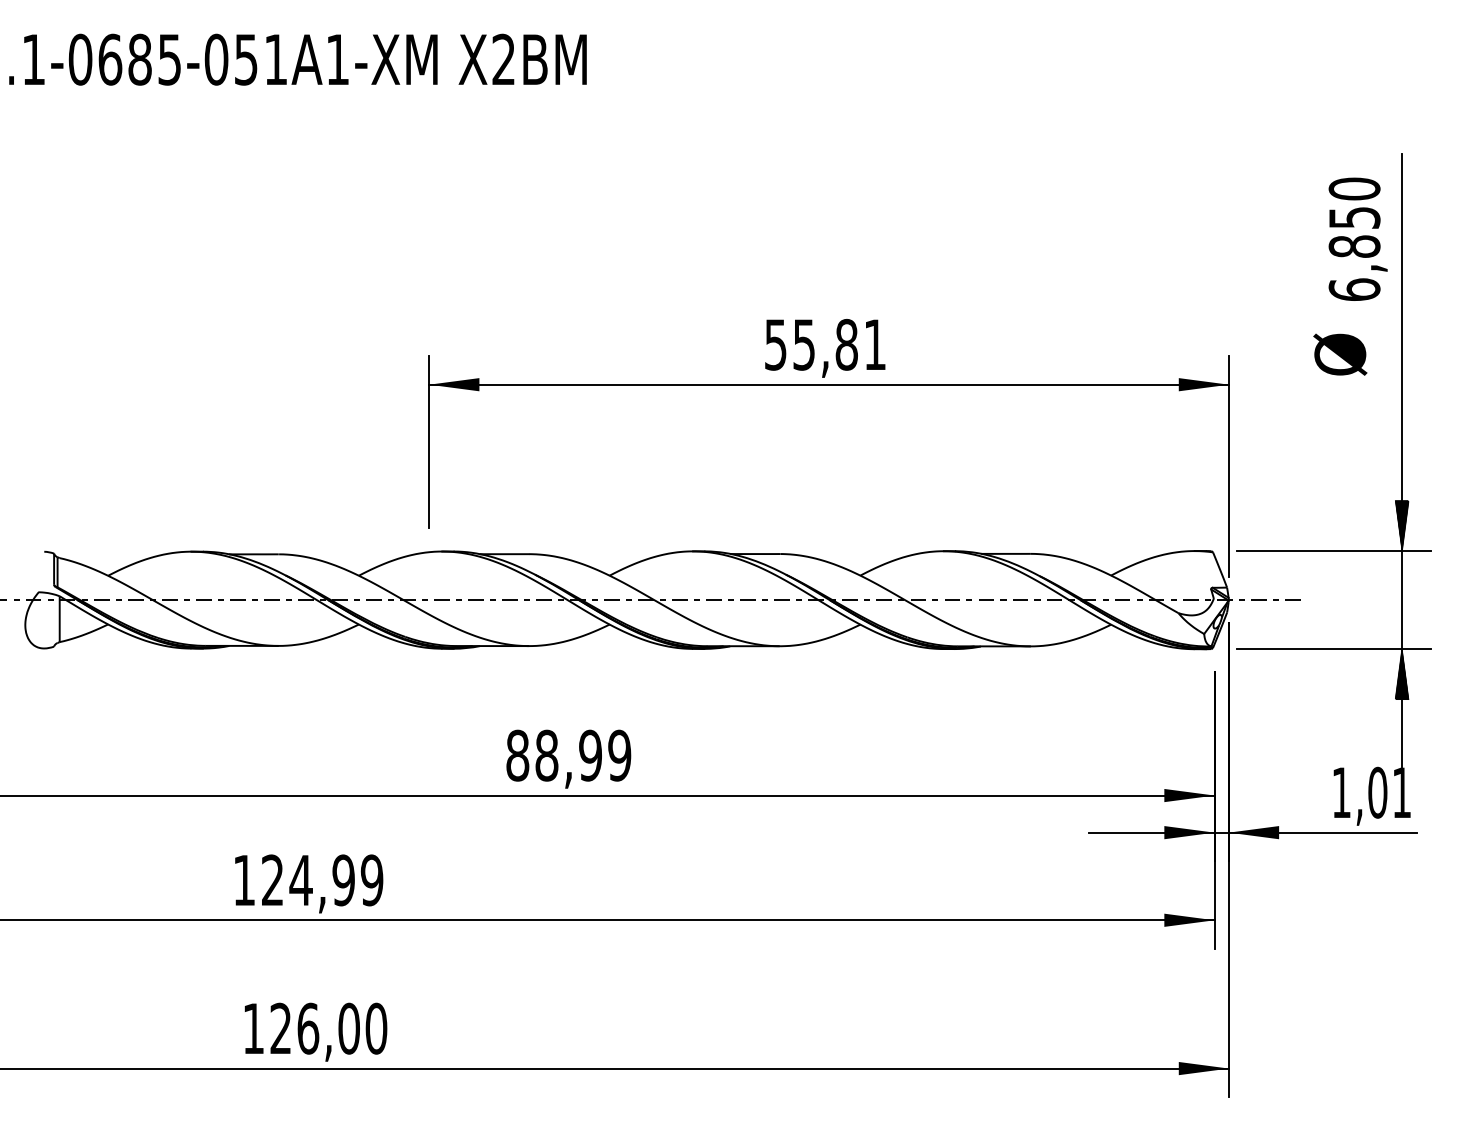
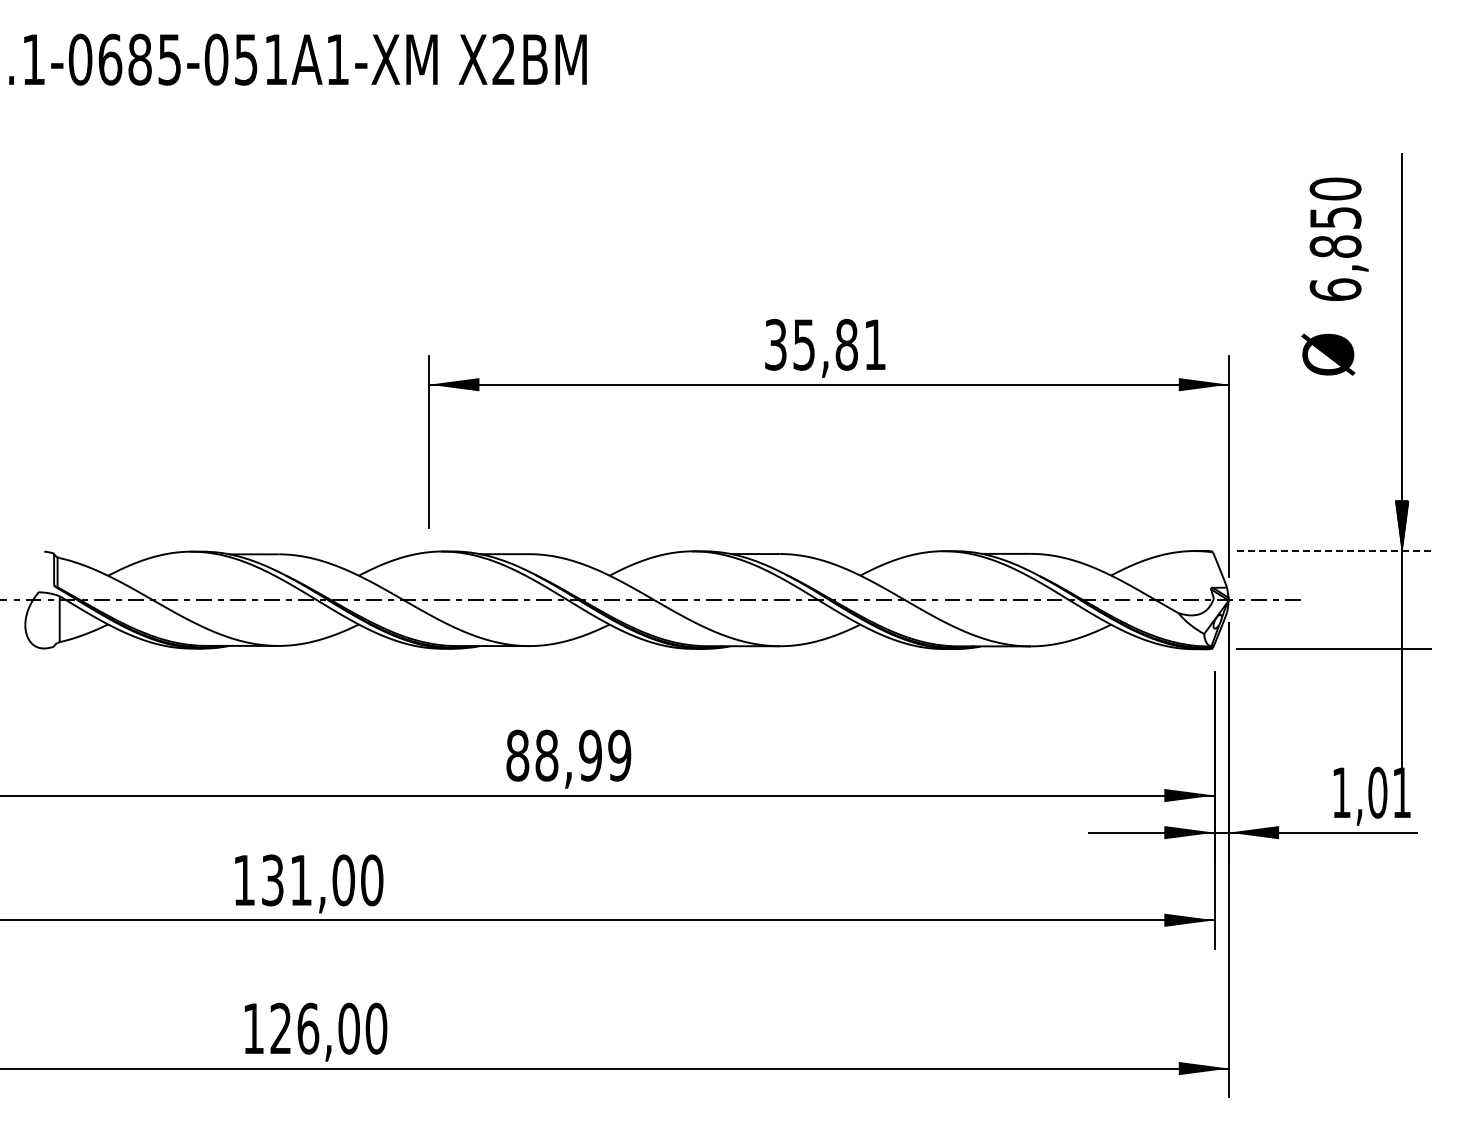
text position: (1357, 238) -> (1338, 238) (1338, 238)
text: 55,81 -> 35,81 (775, 344)
text position: (1340, 354) -> (1328, 354) (1328, 354)
line: solid -> dashed (1333, 551)
hatch: present -> none (1401, 674)
text: 124,99 -> 131,00 (322, 880)
